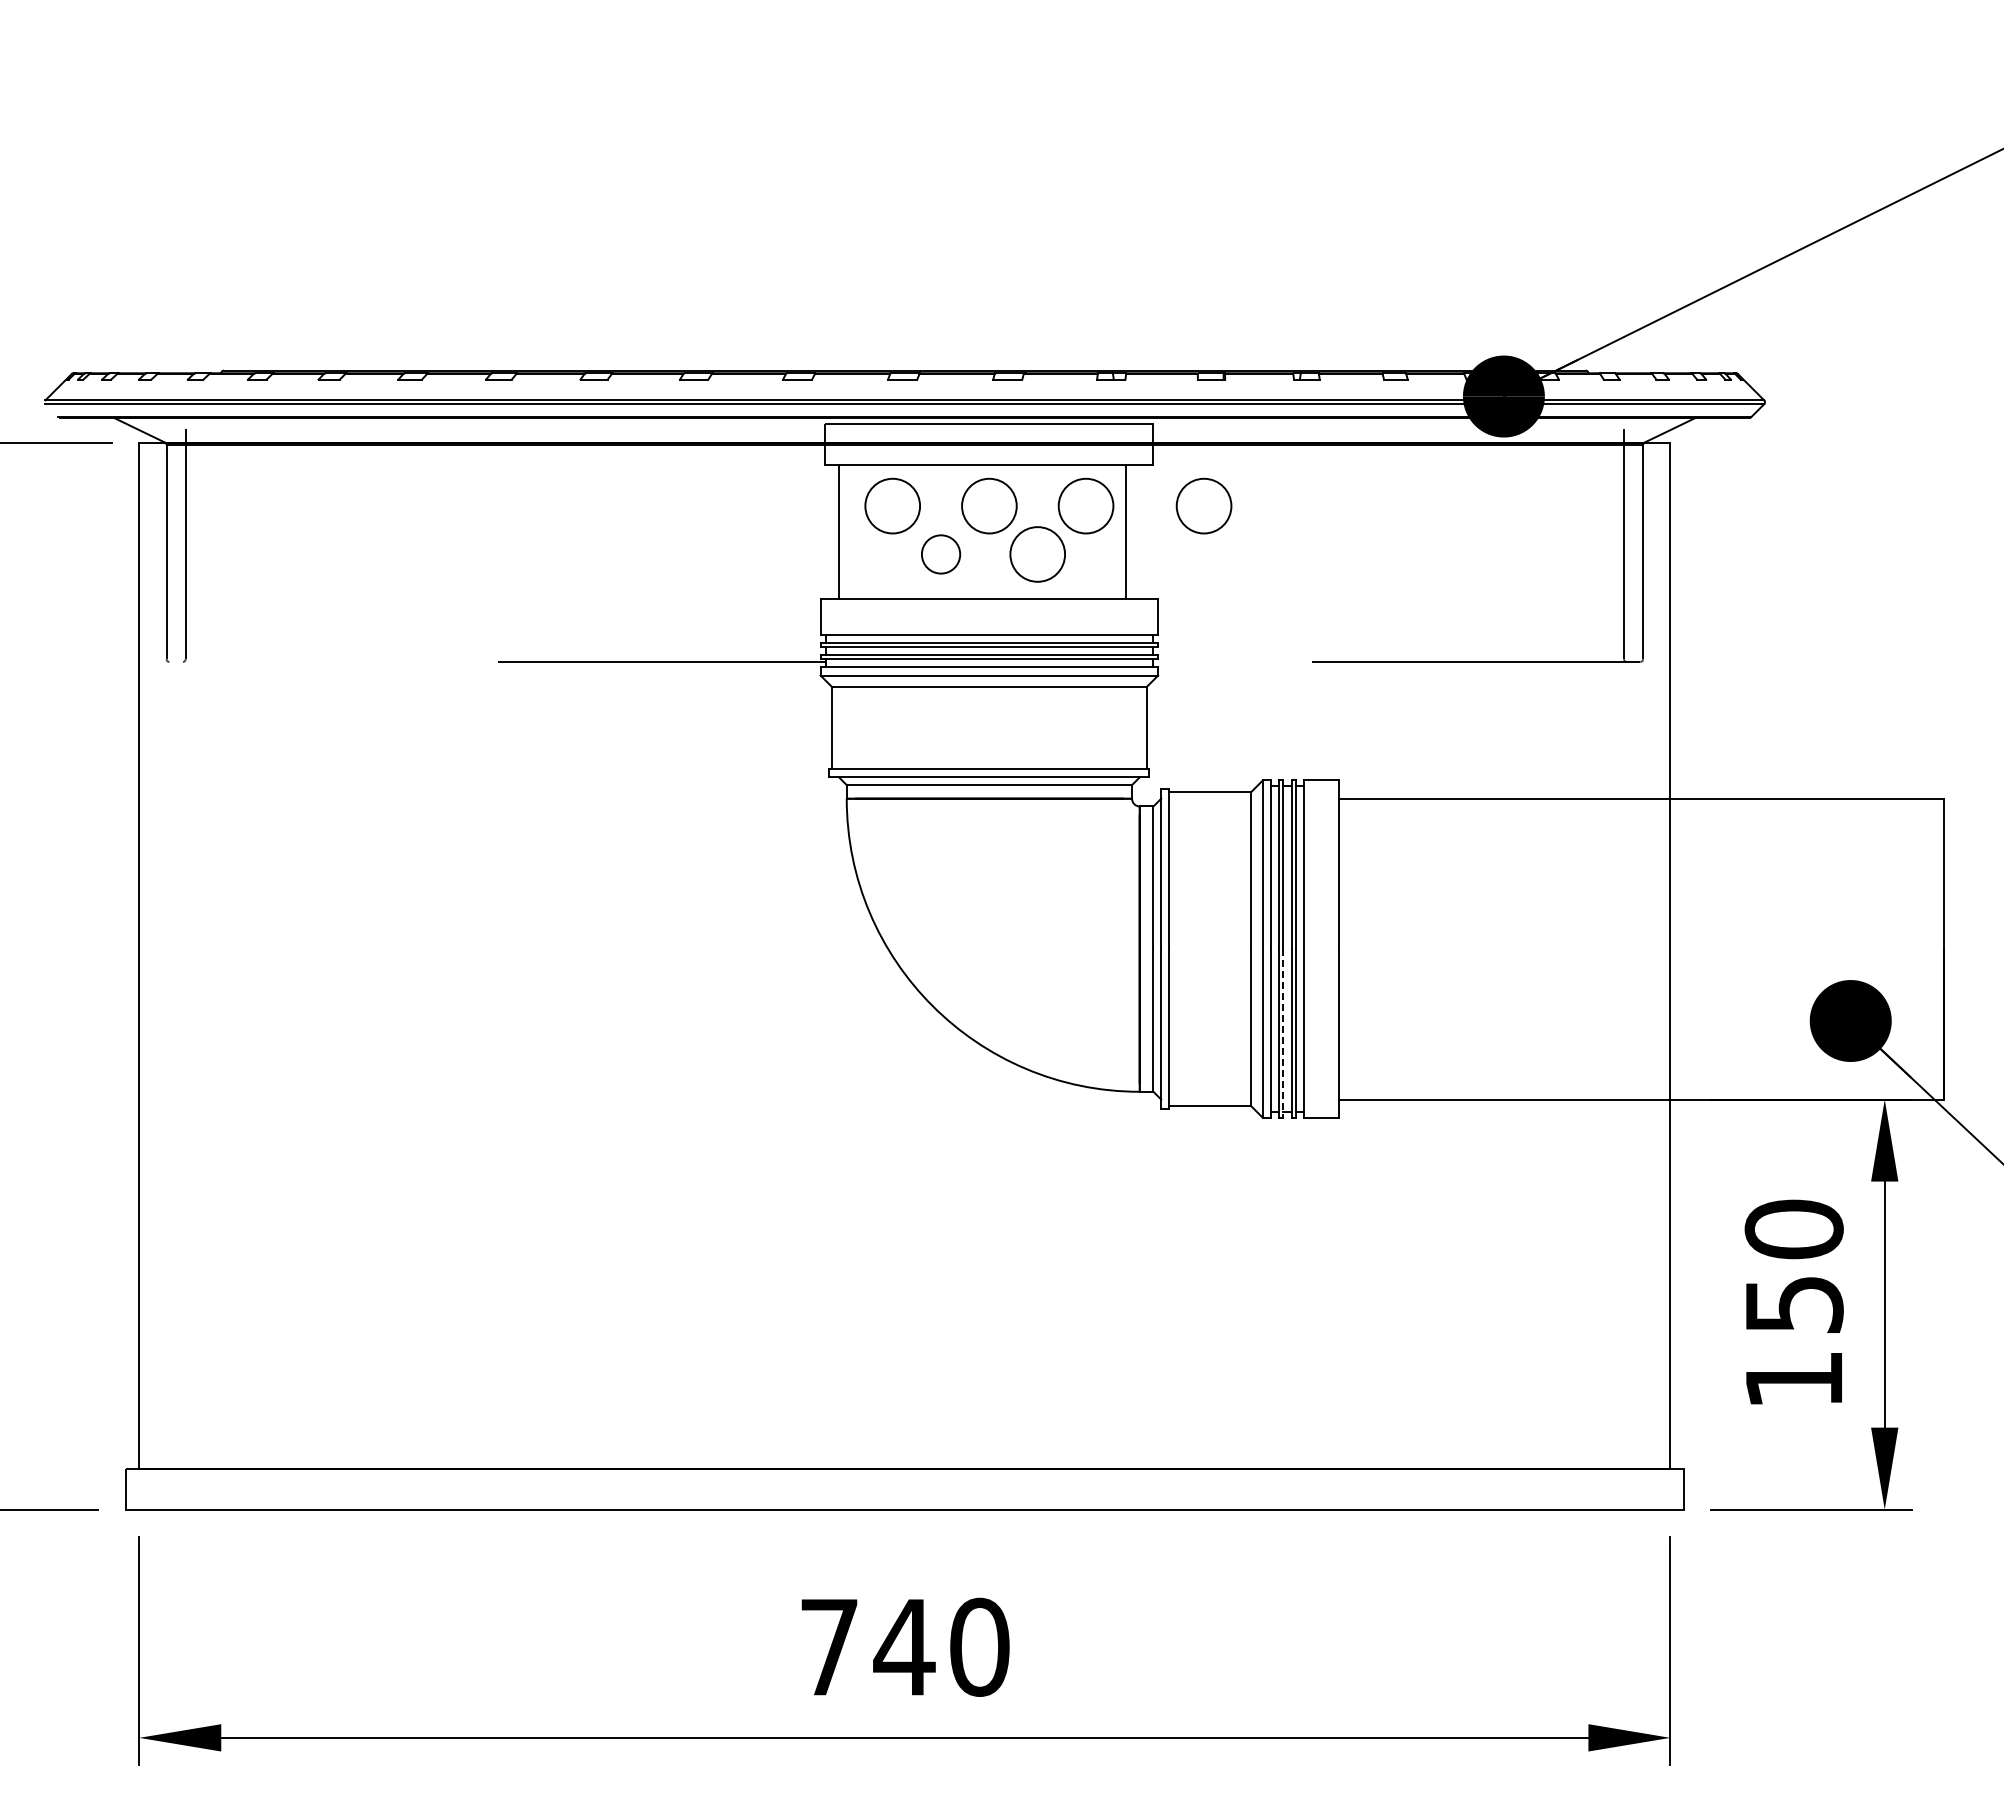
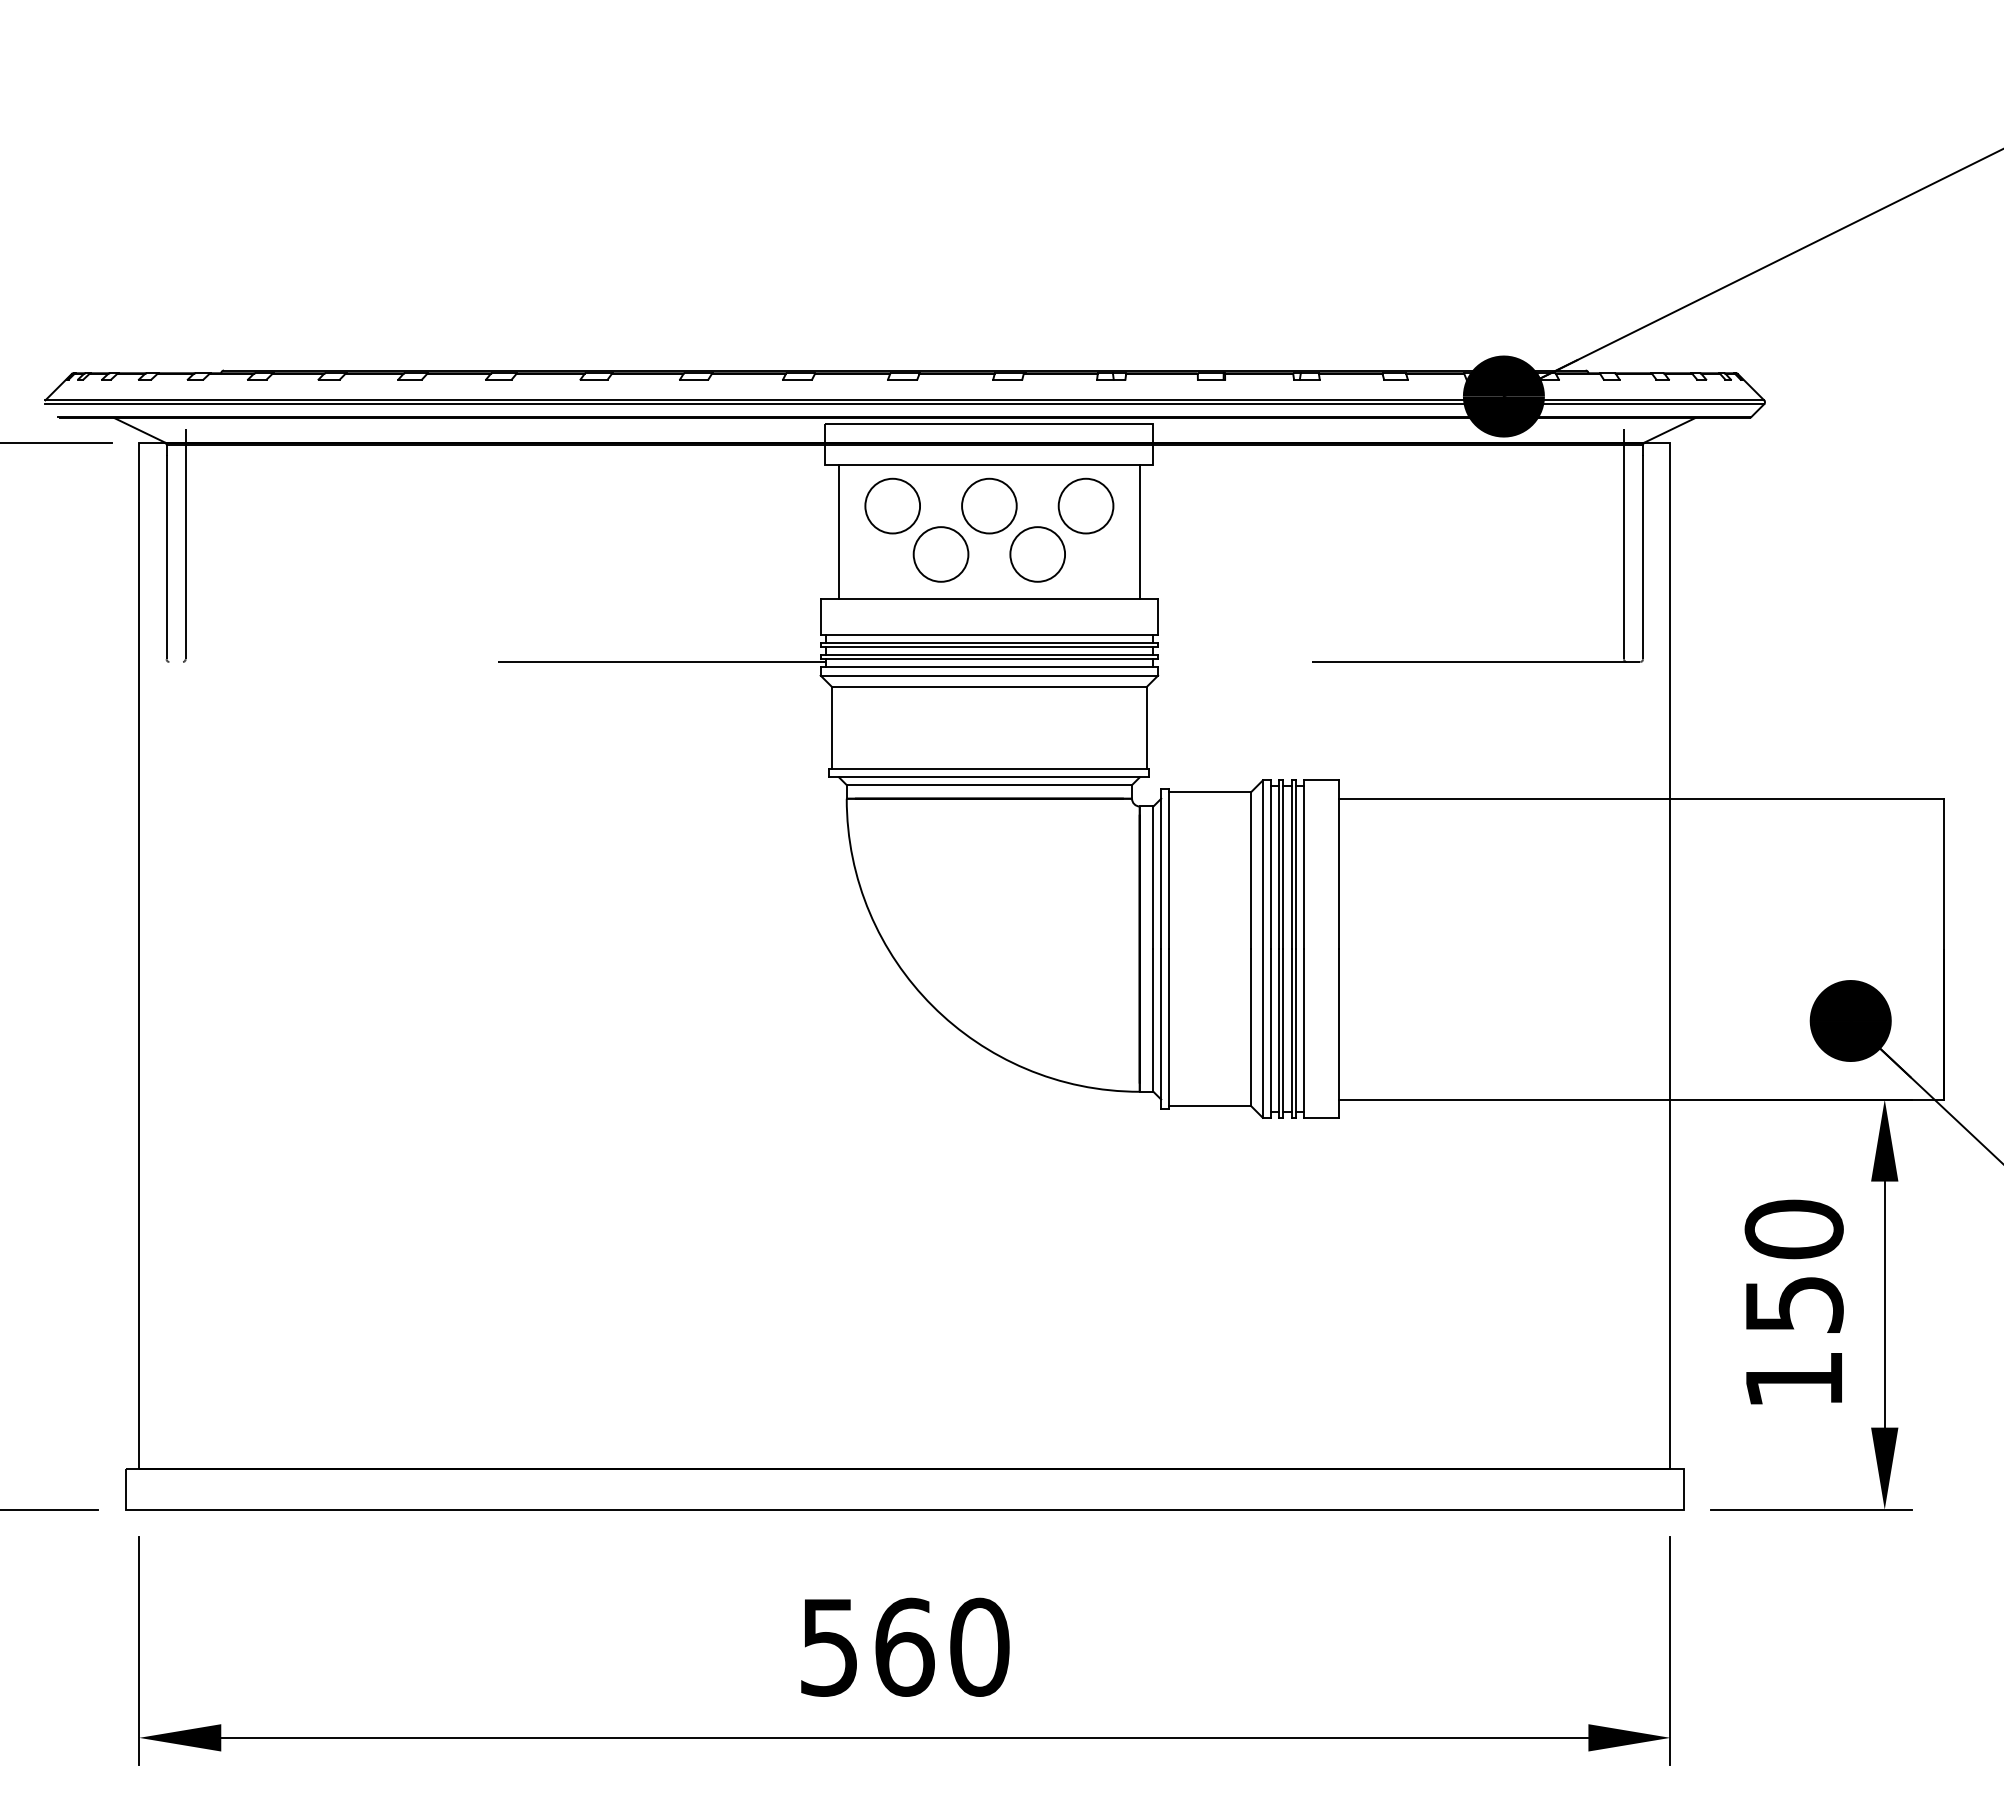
circle: present -> none (1203, 505)
line position: (1125, 532) -> (1139, 532) (1139, 532)
circle diameter: 38 px -> 55 px (940, 554)
line: dashed -> solid (1283, 1034)
text: 740 -> 560 (868, 1646)
